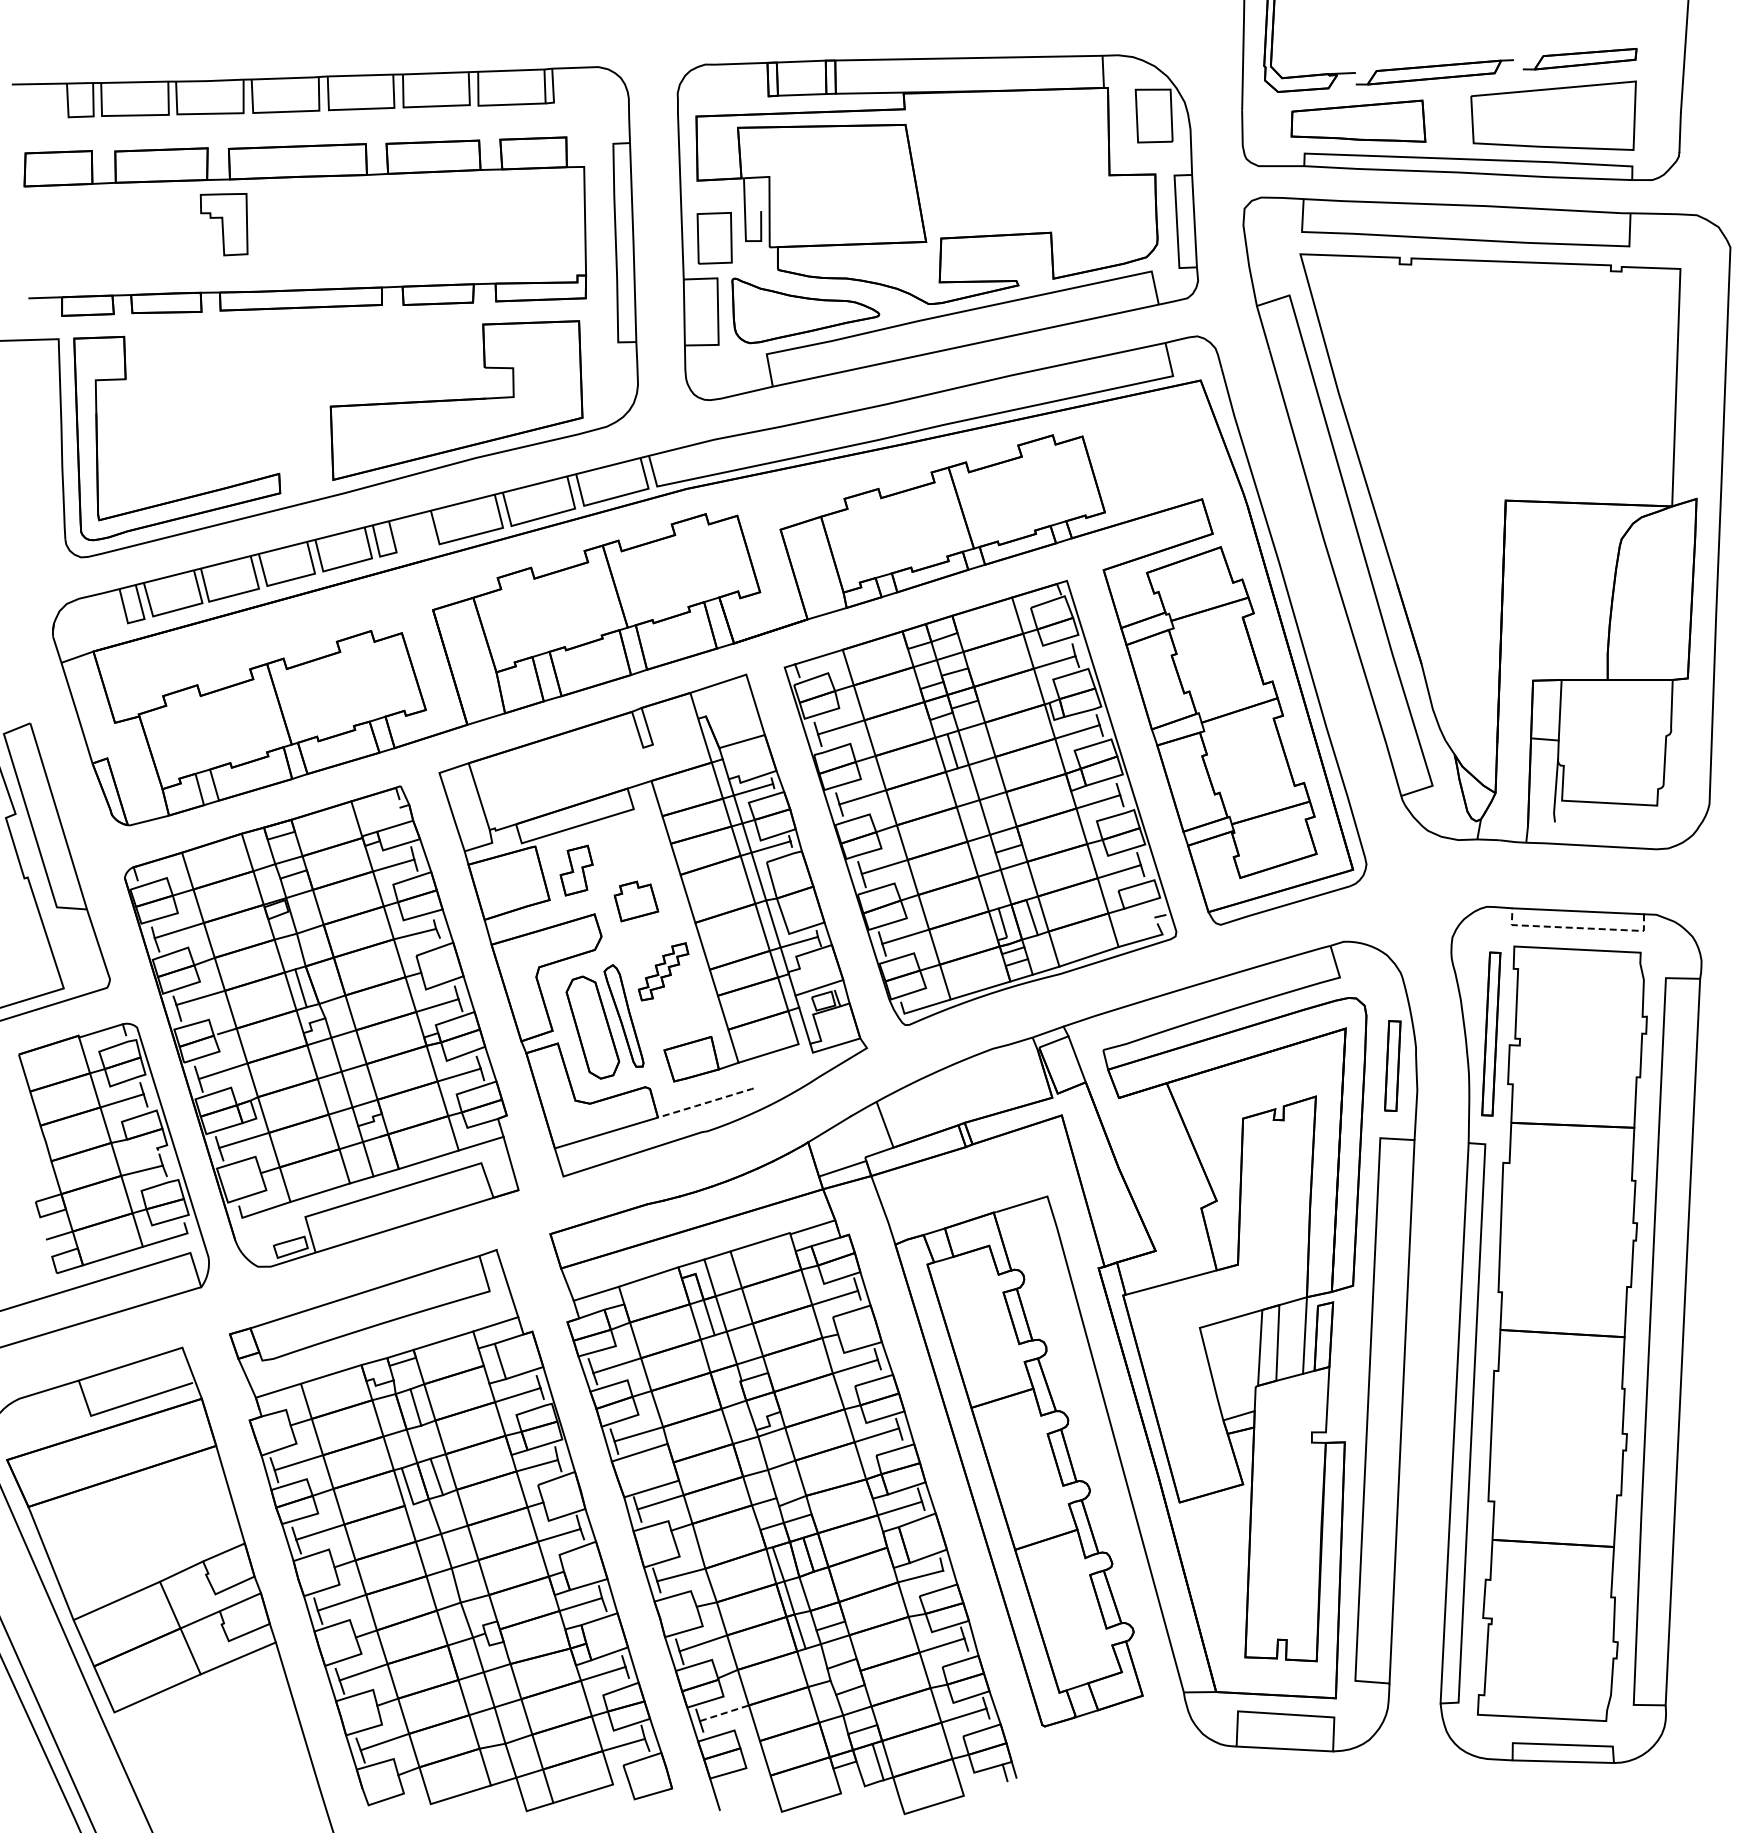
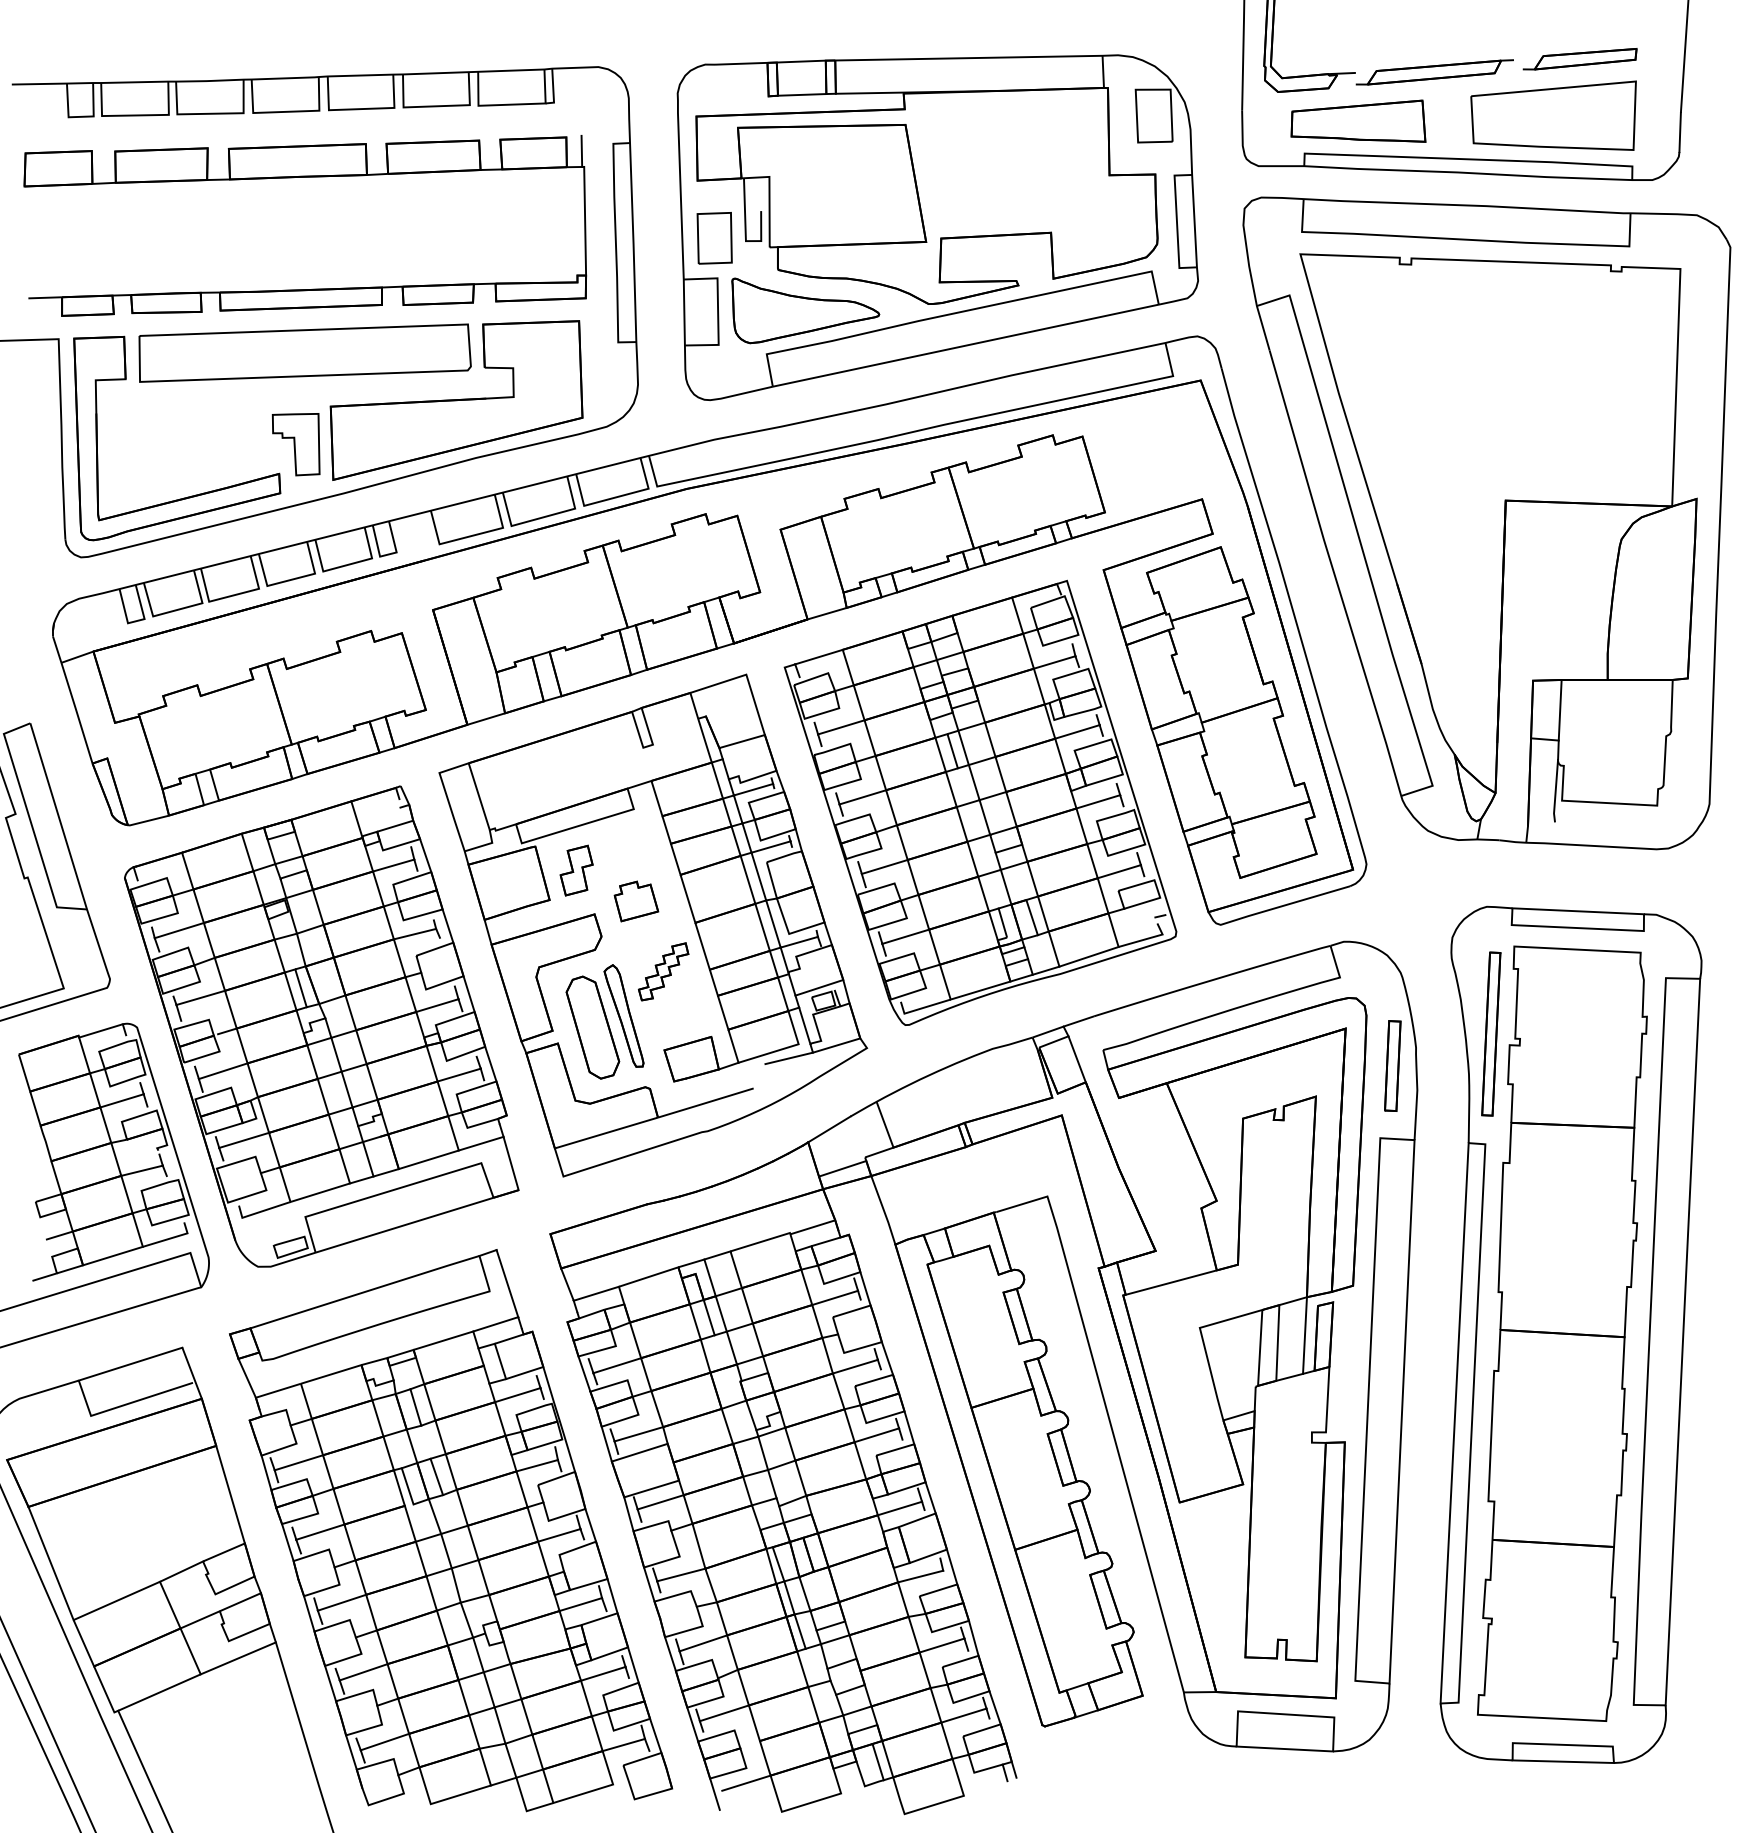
line: none -> present (581, 150)
part position: (223, 224) -> (295, 444) (295, 444)
part: none -> present (304, 352)
line: dashed -> solid (1577, 928)
line: none -> present (788, 1058)
line: dashed -> solid (705, 1103)
line: none -> present (44, 1276)
line: dashed -> solid (724, 1713)
line: none -> present (144, 1769)
line: none -> present (746, 1782)
